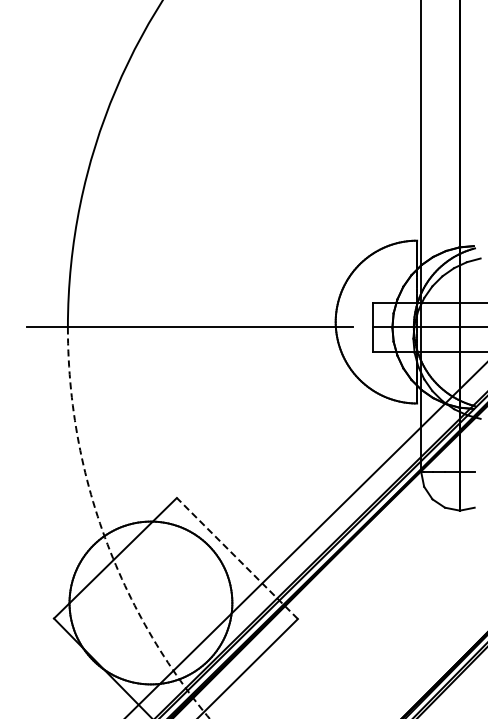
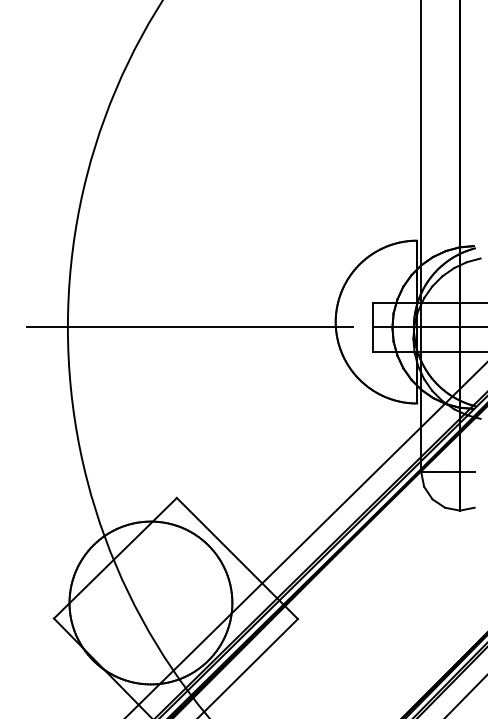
arc: dashed -> solid (102, 531)
line: dashed -> solid (237, 558)
line: none -> present (465, 696)
